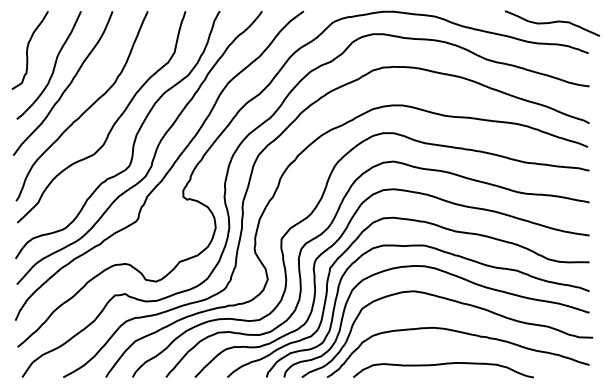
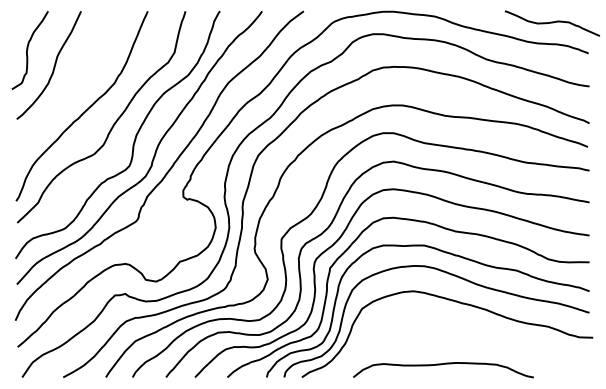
curve: present -> none (67, 85)
curve: present -> none (461, 333)
